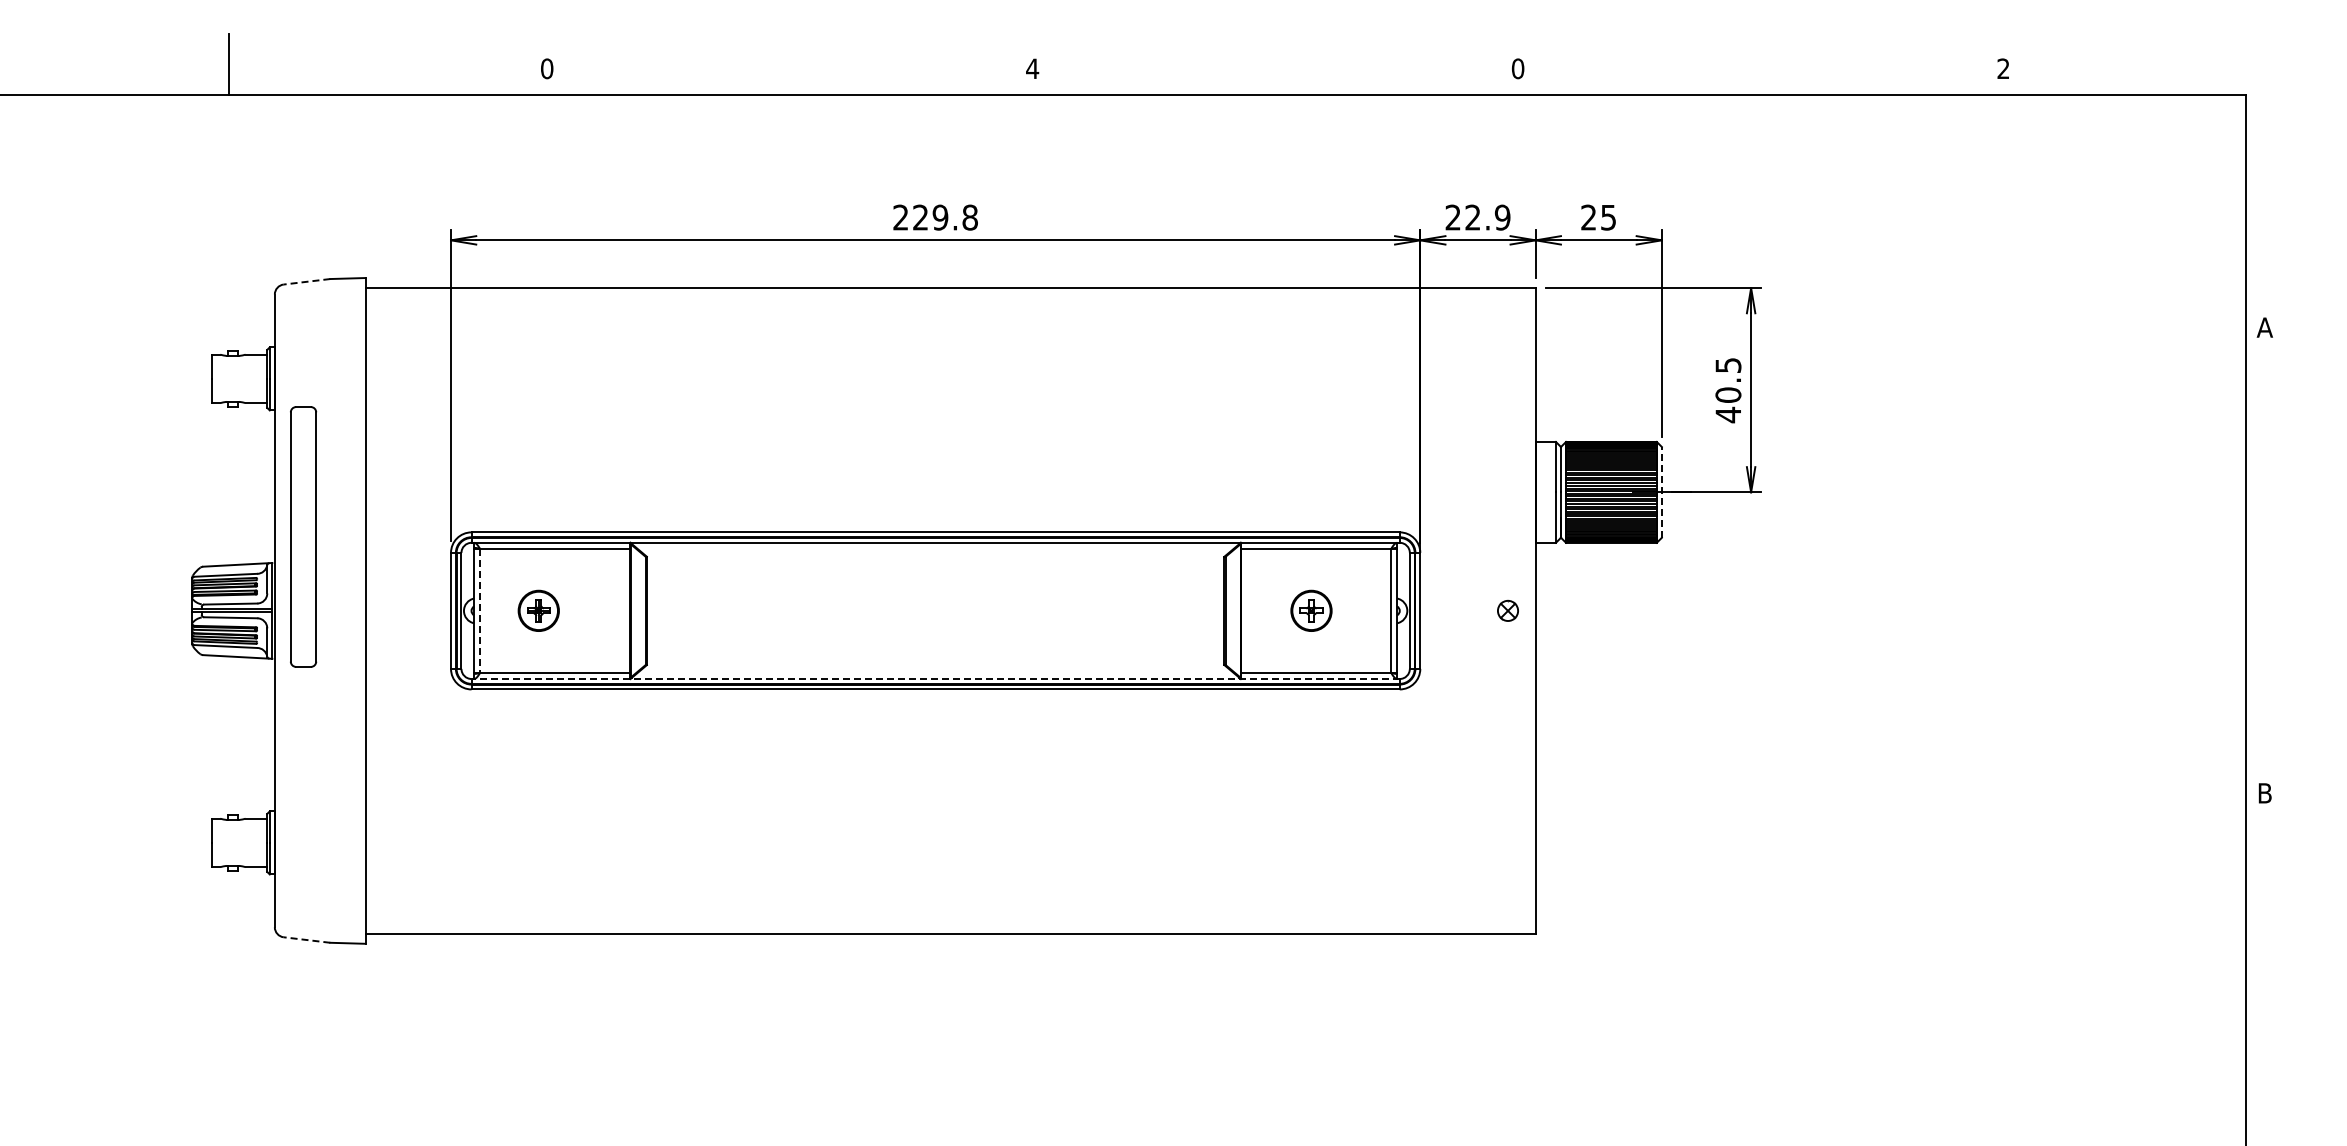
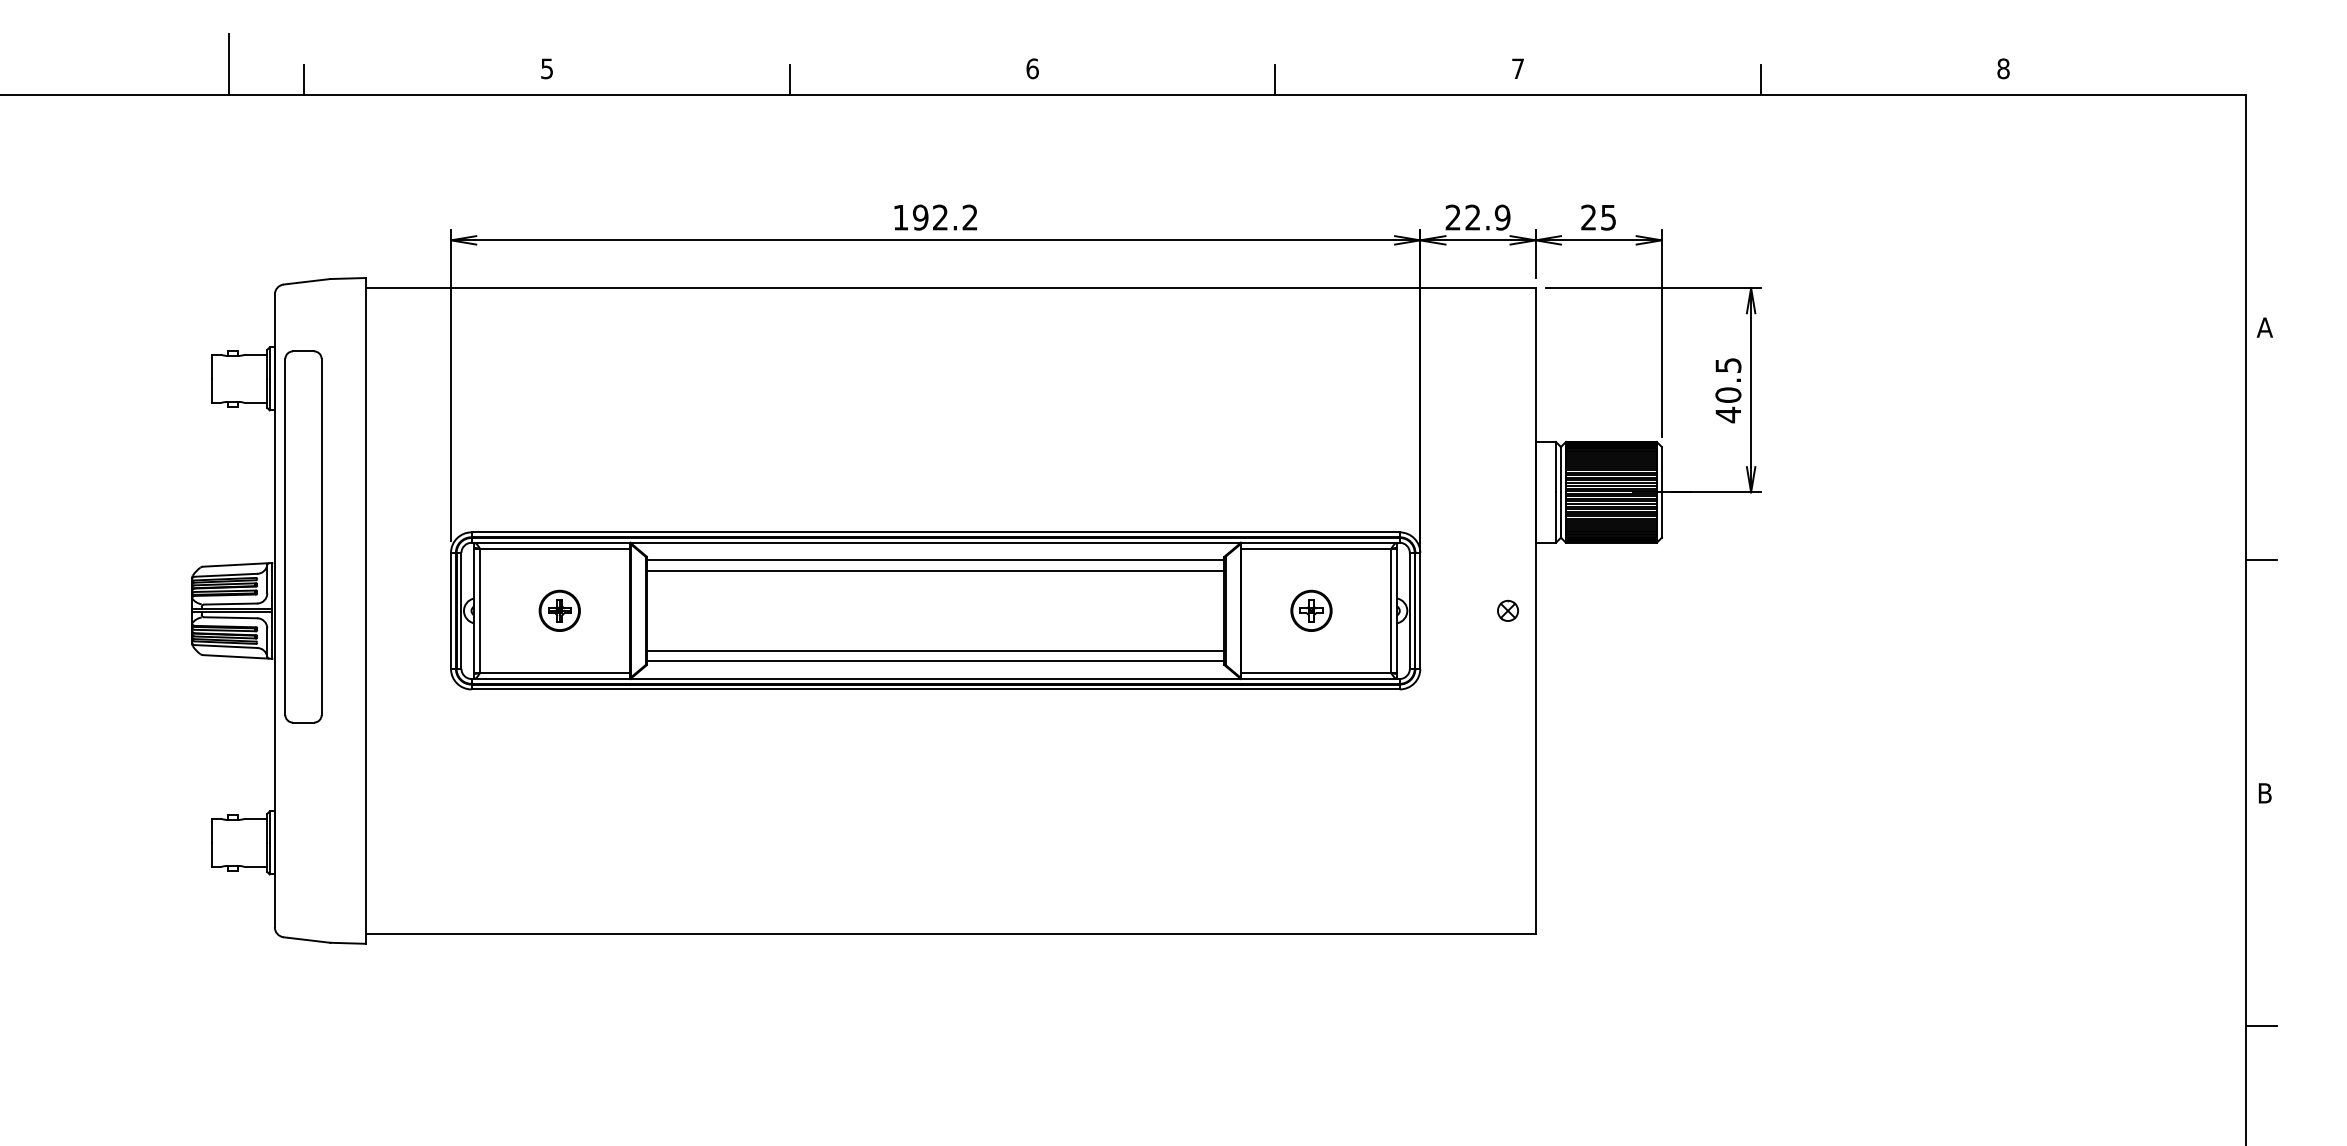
text: 0 -> 5 (547, 68)
text: 4 -> 6 (1032, 68)
text: 0 -> 7 (1517, 68)
text: 2 -> 8 (2003, 68)
line: none -> present (304, 79)
line: none -> present (789, 79)
line: none -> present (1275, 79)
line: none -> present (1760, 79)
text: 229.8 -> 192.2 (935, 217)
line: dashed -> solid (306, 281)
line: dashed -> solid (1661, 491)
part size: 28x262 px -> 39x374 px (303, 536)
line: none -> present (935, 560)
line: none -> present (2261, 560)
line: none -> present (935, 570)
part position: (538, 610) -> (559, 610) (559, 610)
line: dashed -> solid (480, 611)
line: none -> present (935, 651)
line: none -> present (935, 661)
line: dashed -> solid (935, 679)
line: dashed -> solid (306, 939)
line: none -> present (2261, 1026)
